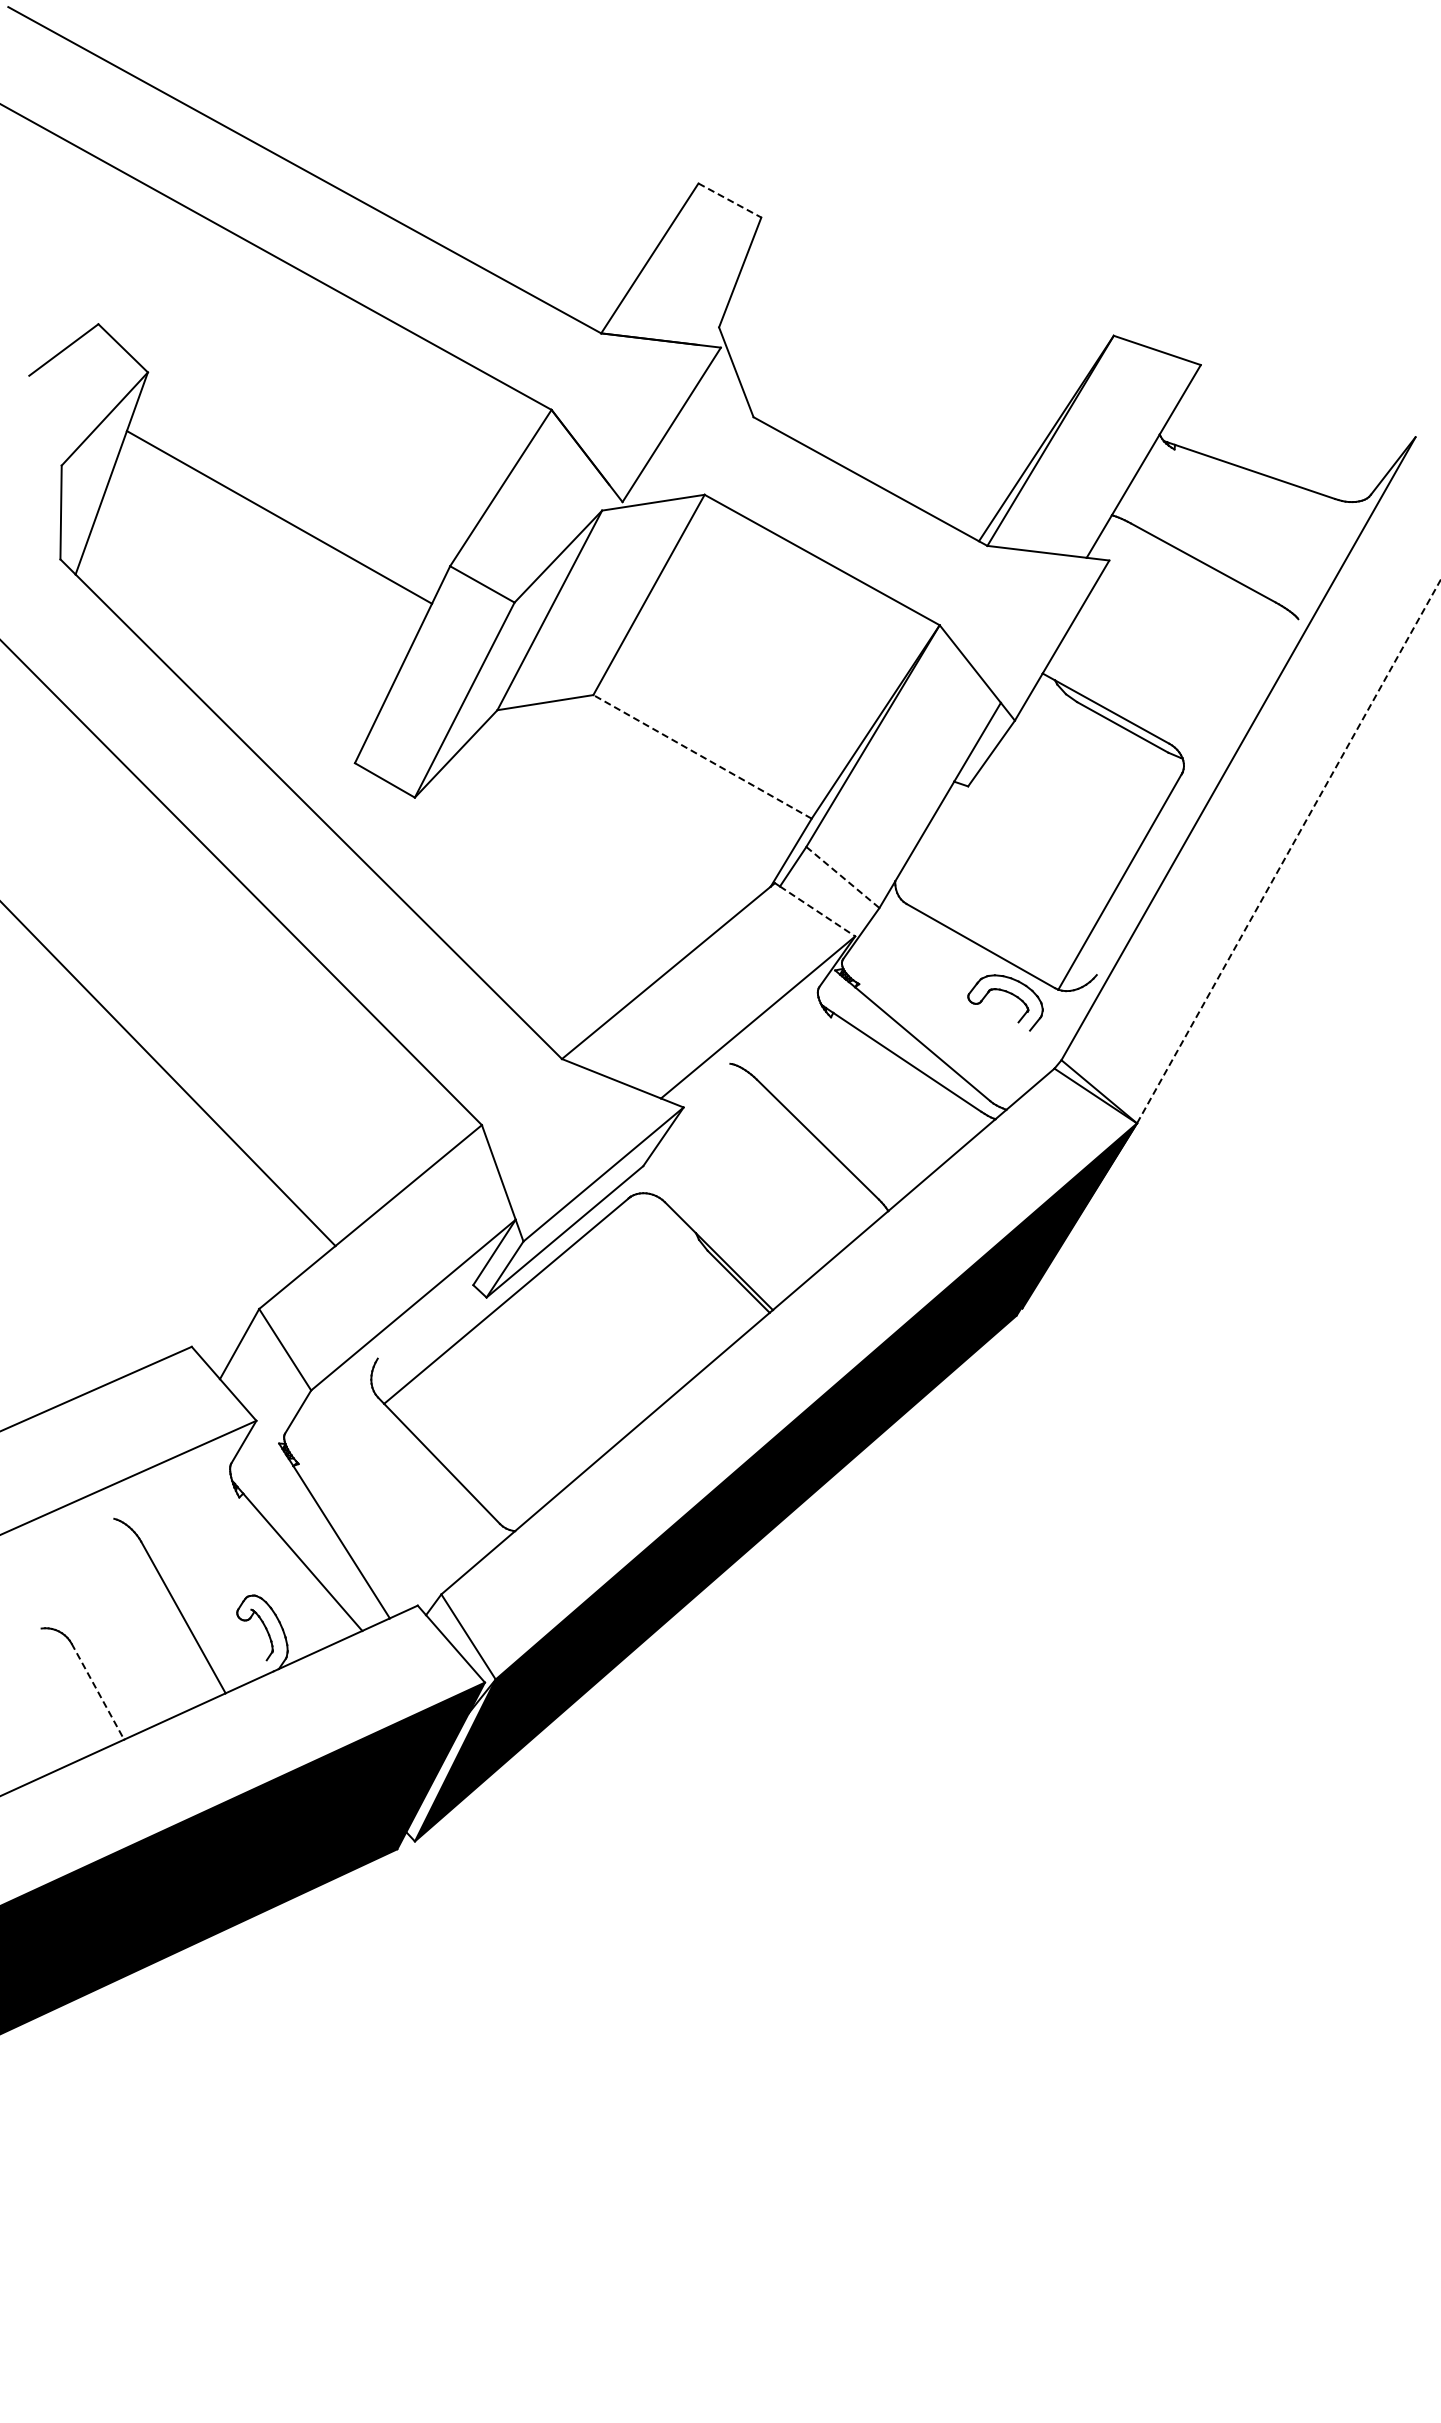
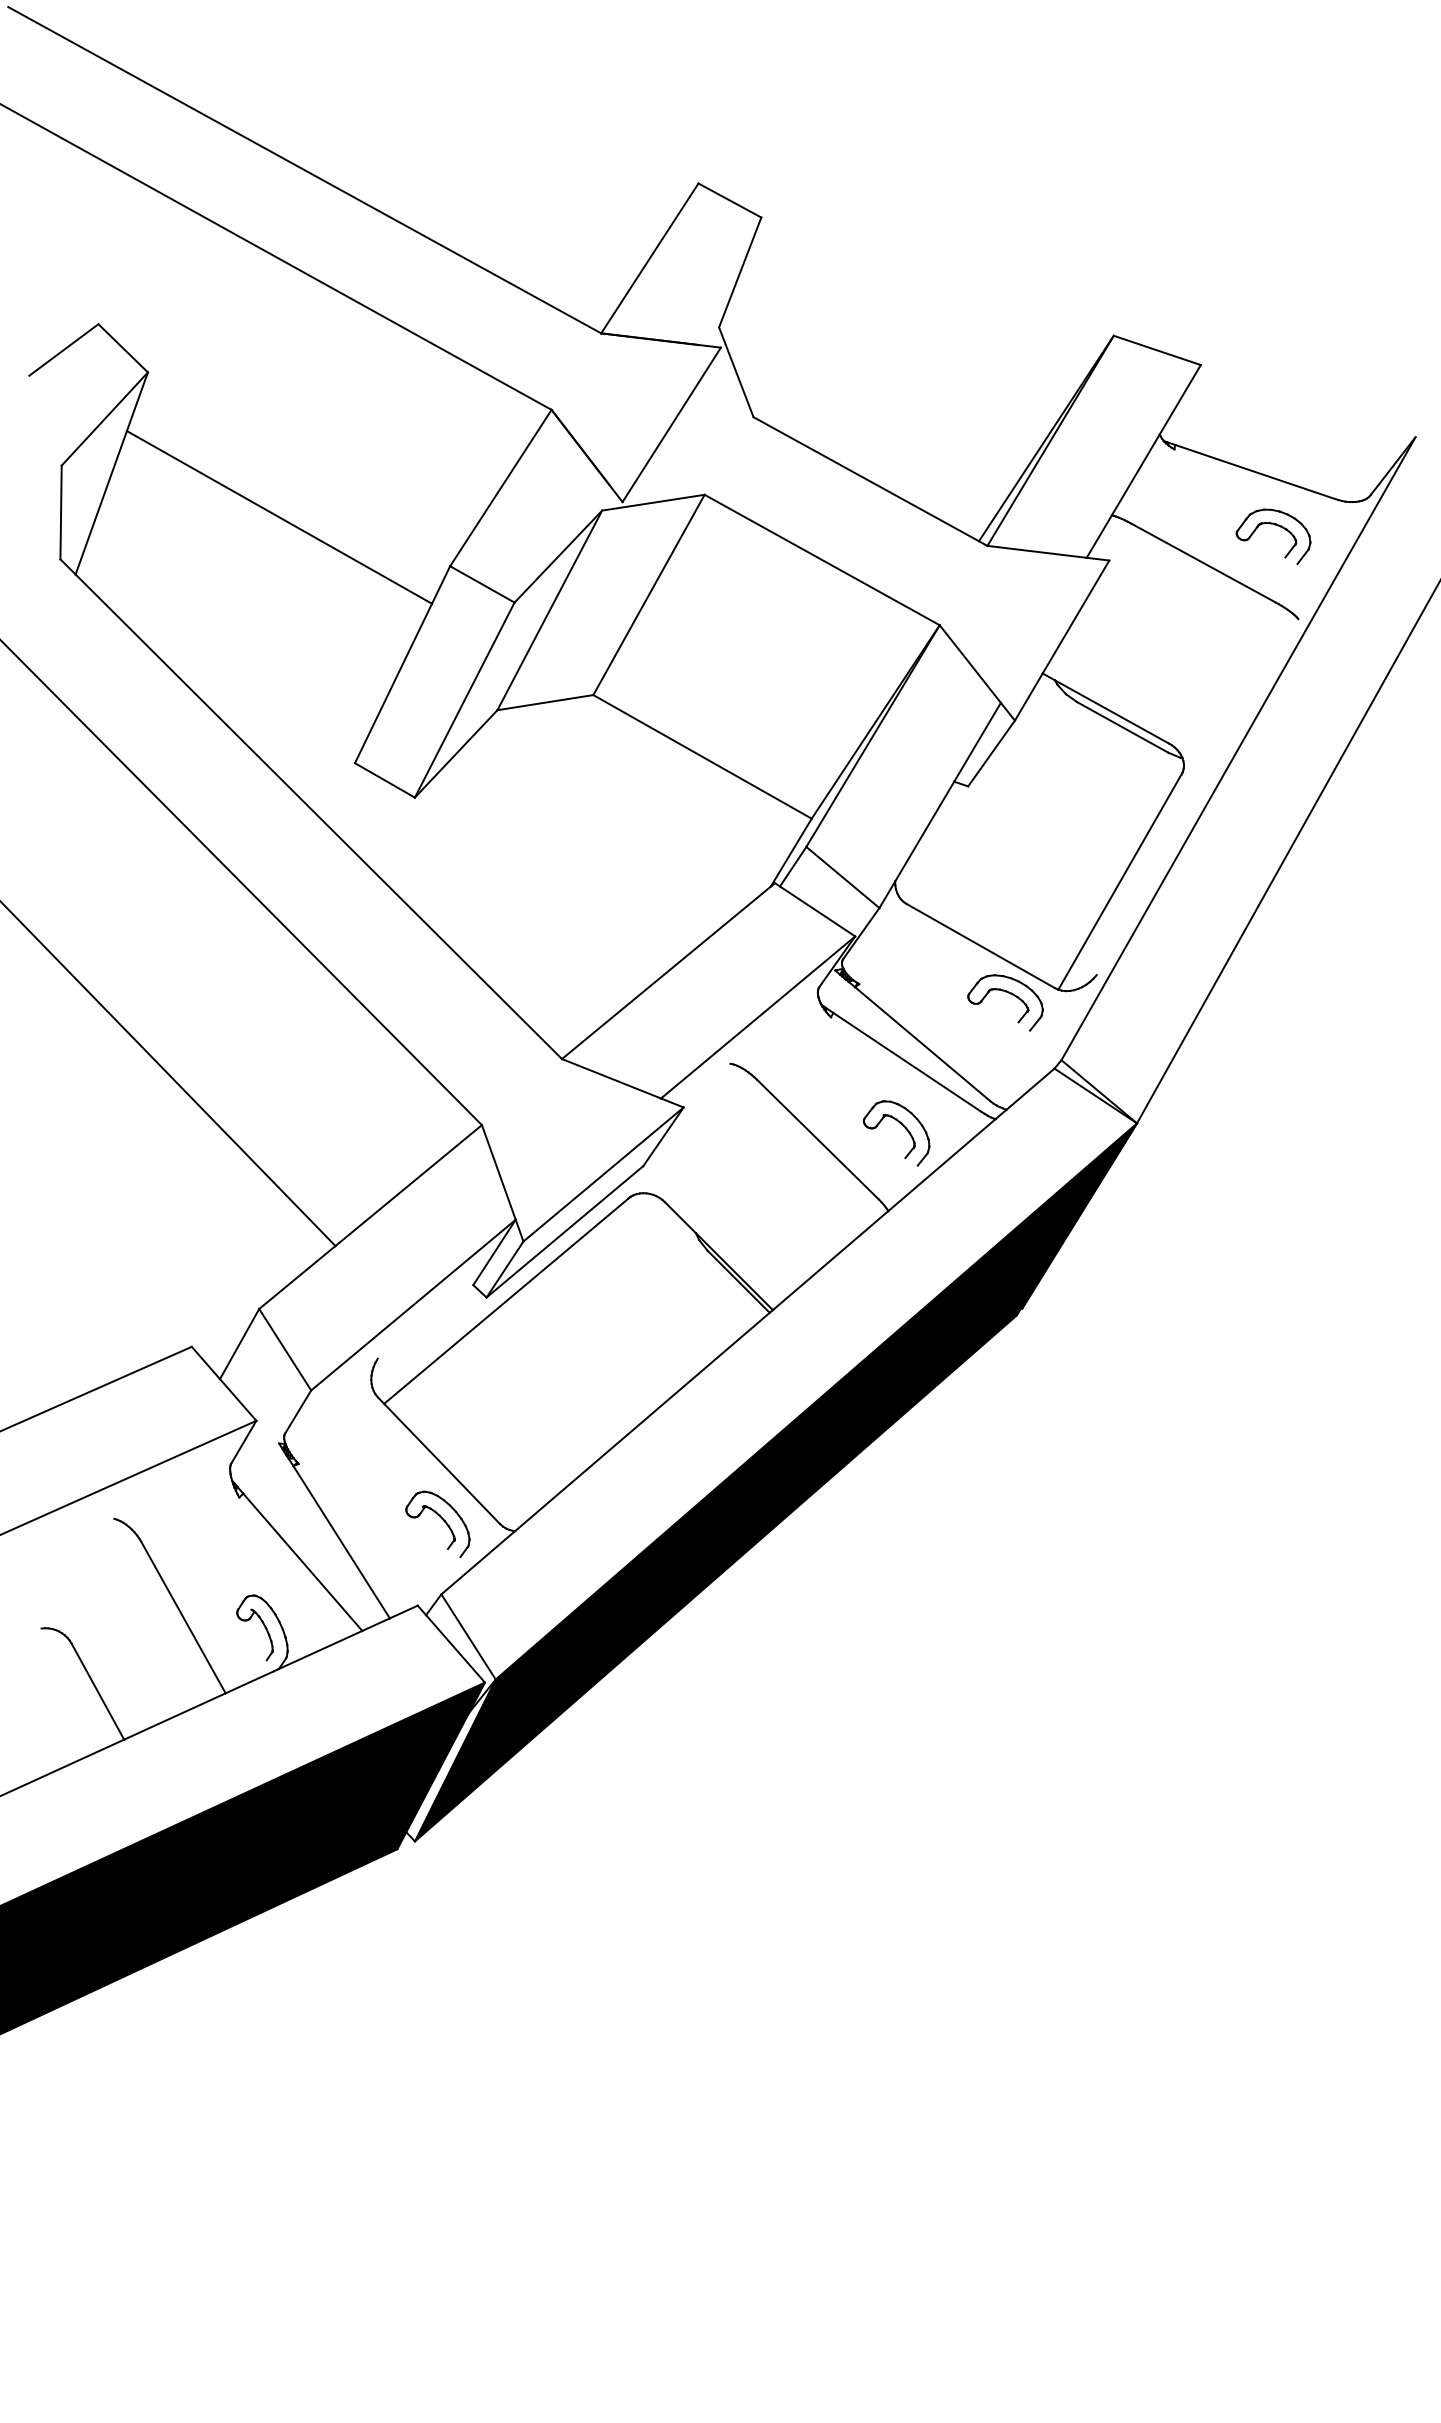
line: dashed -> solid (729, 200)
part: none -> present (1277, 526)
line: dashed -> solid (702, 756)
line: dashed -> solid (1289, 851)
line: dashed -> solid (842, 877)
line: dashed -> solid (818, 911)
part: none -> present (904, 1128)
part: none -> present (442, 1520)
line: dashed -> solid (97, 1691)
